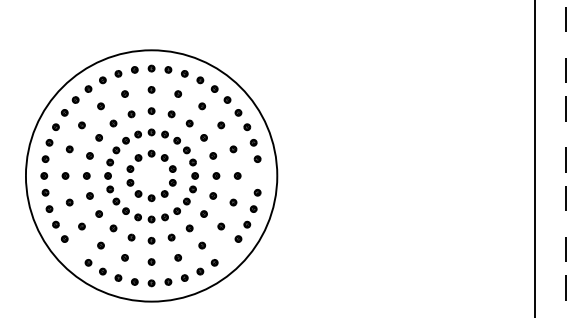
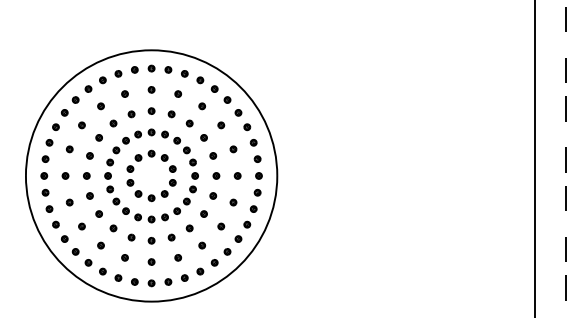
part: none -> present (258, 175)
part: none -> present (75, 251)
part: none -> present (227, 251)
